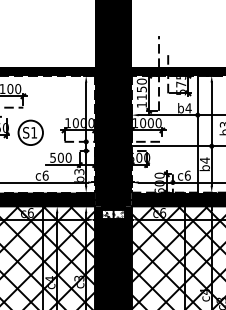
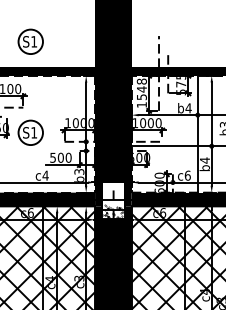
part: none -> present (30, 41)
text: 1150 -> 1548 (141, 89)
text: c6 -> c4 (45, 175)
fill: present -> none (113, 195)
